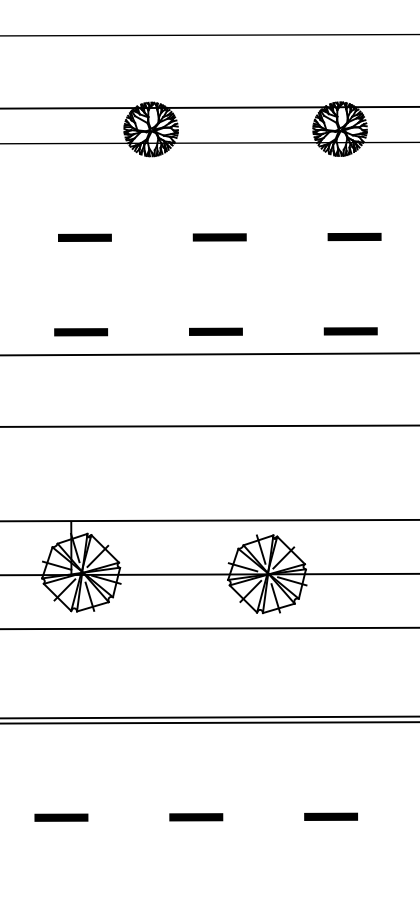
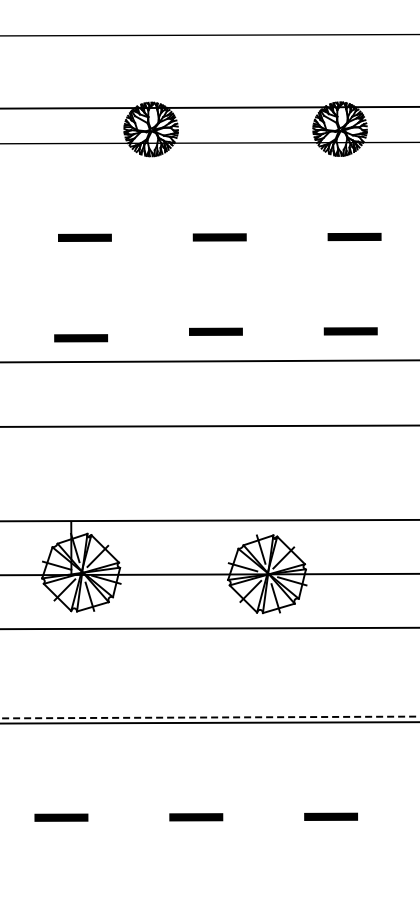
part position: (80, 332) -> (80, 338) (80, 338)
line position: (209, 354) -> (209, 361) (209, 361)
line: solid -> dashed (210, 717)
